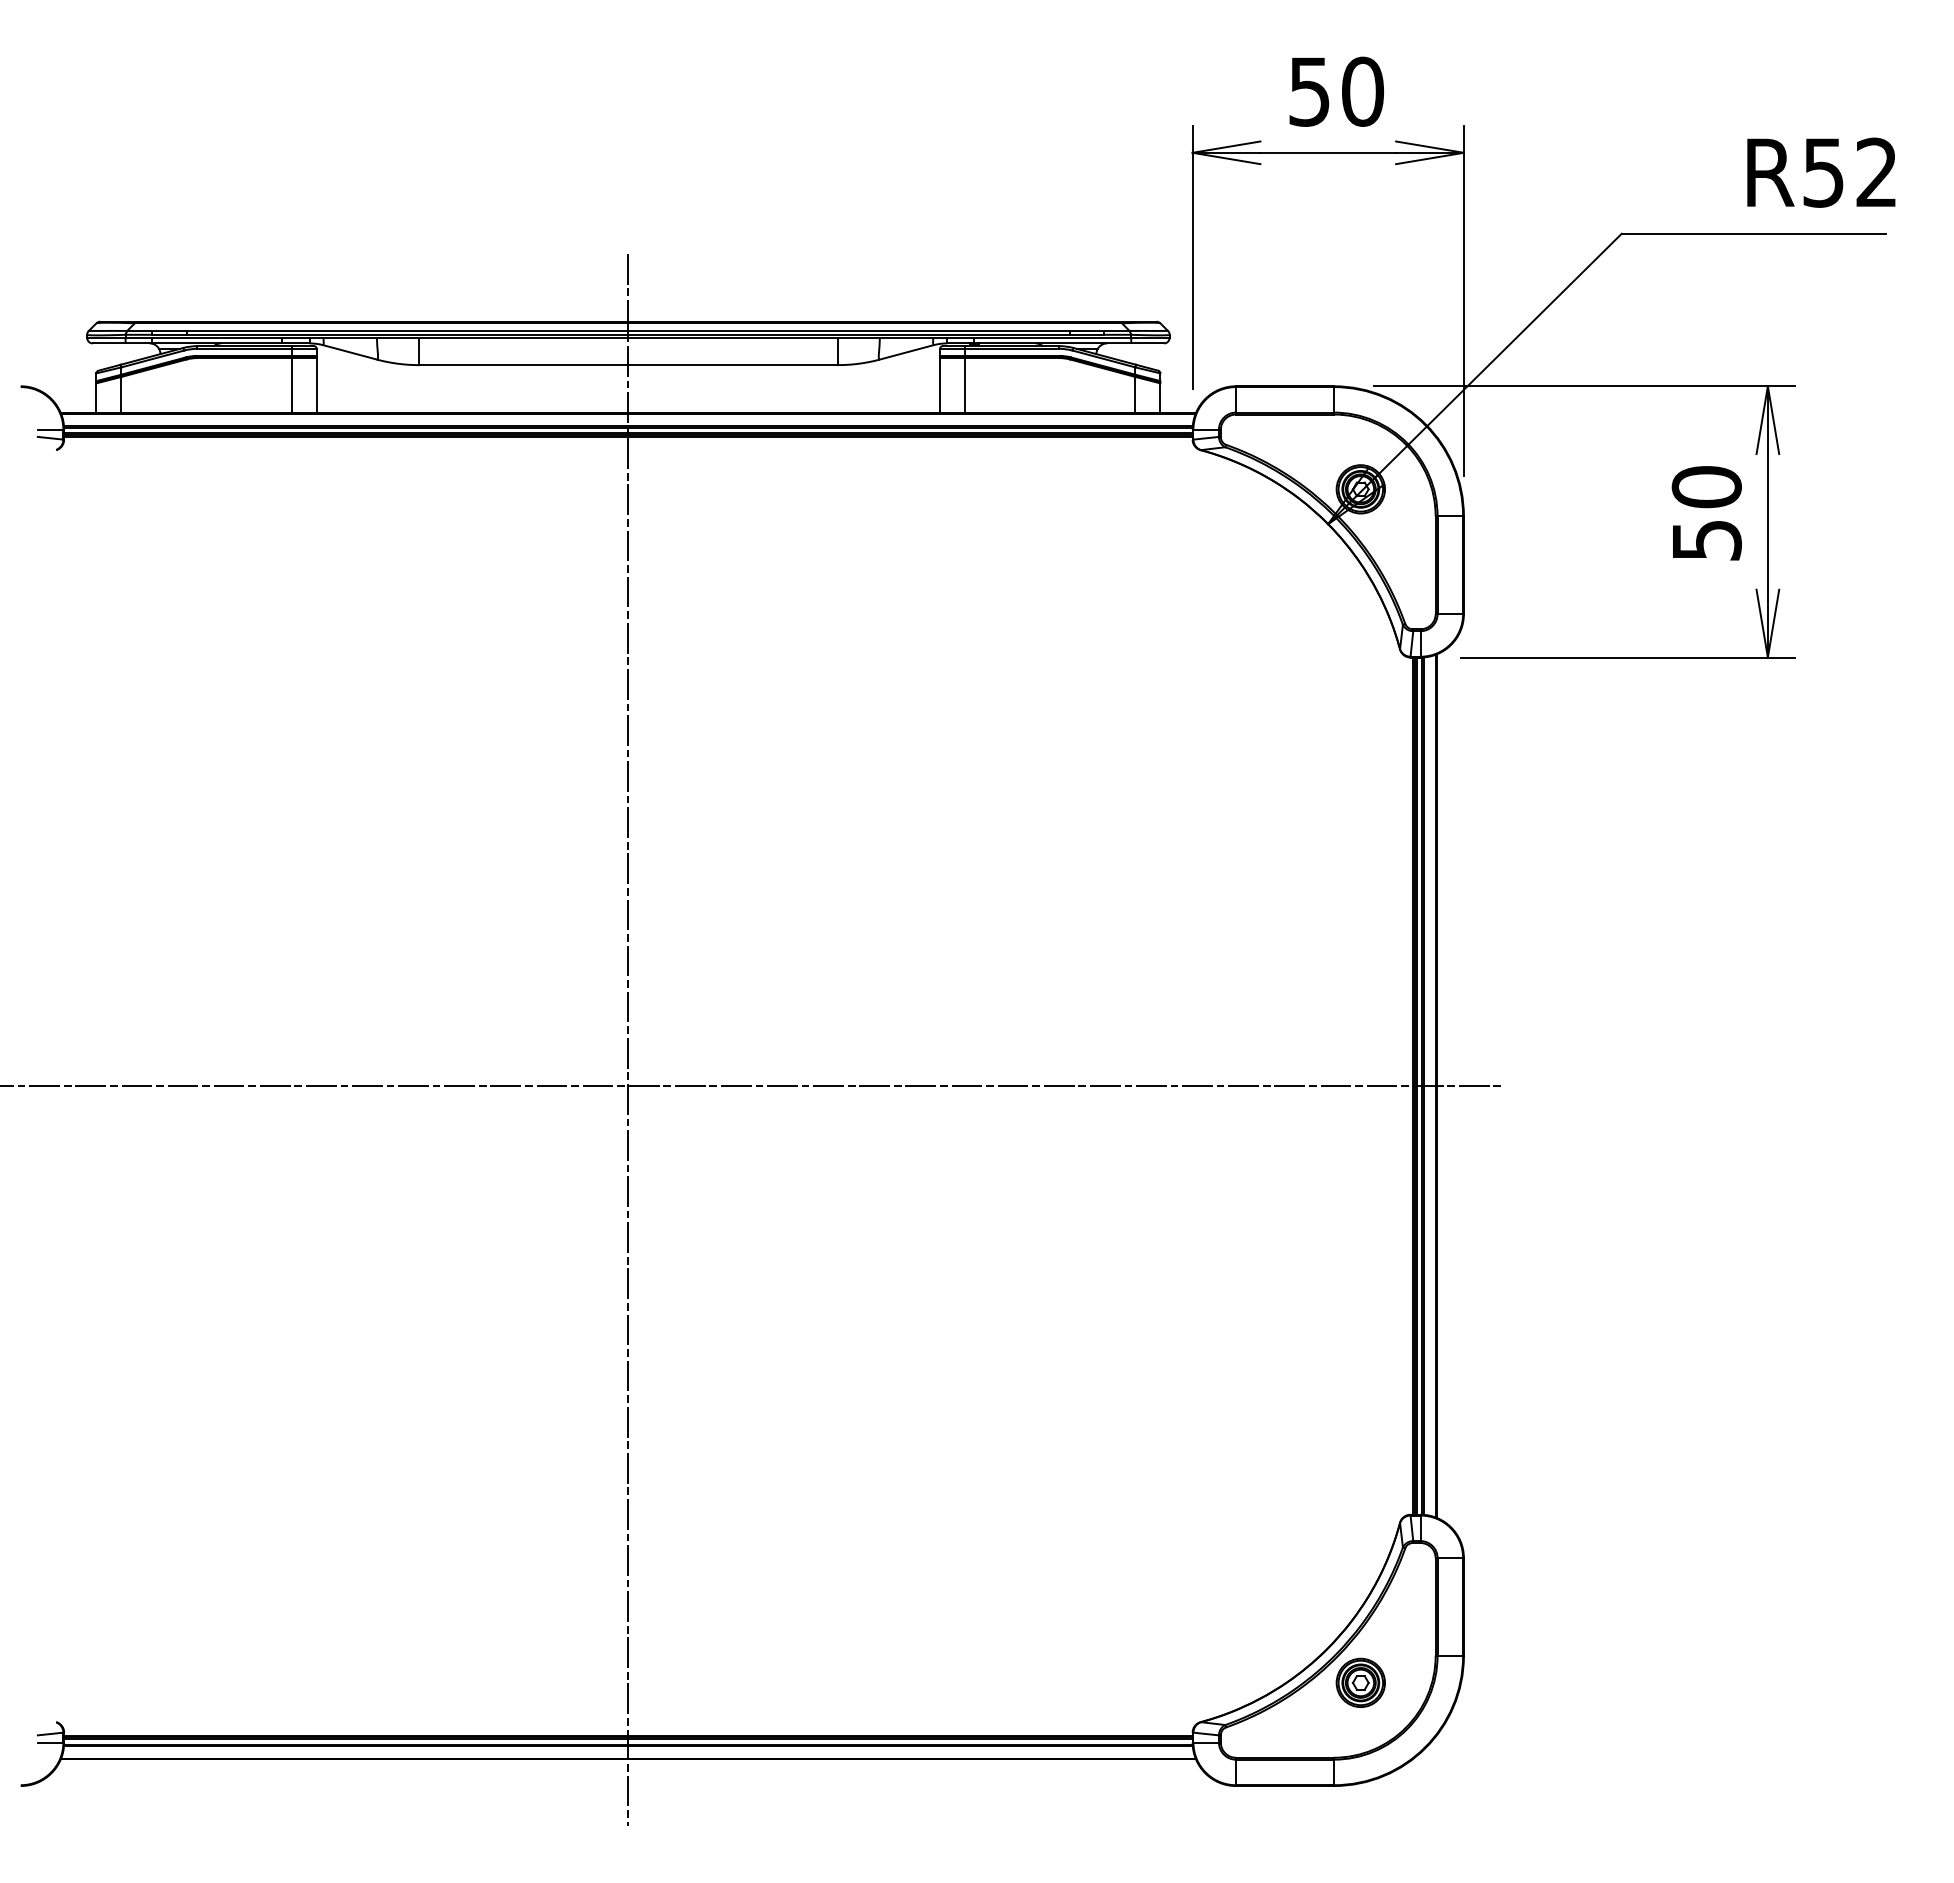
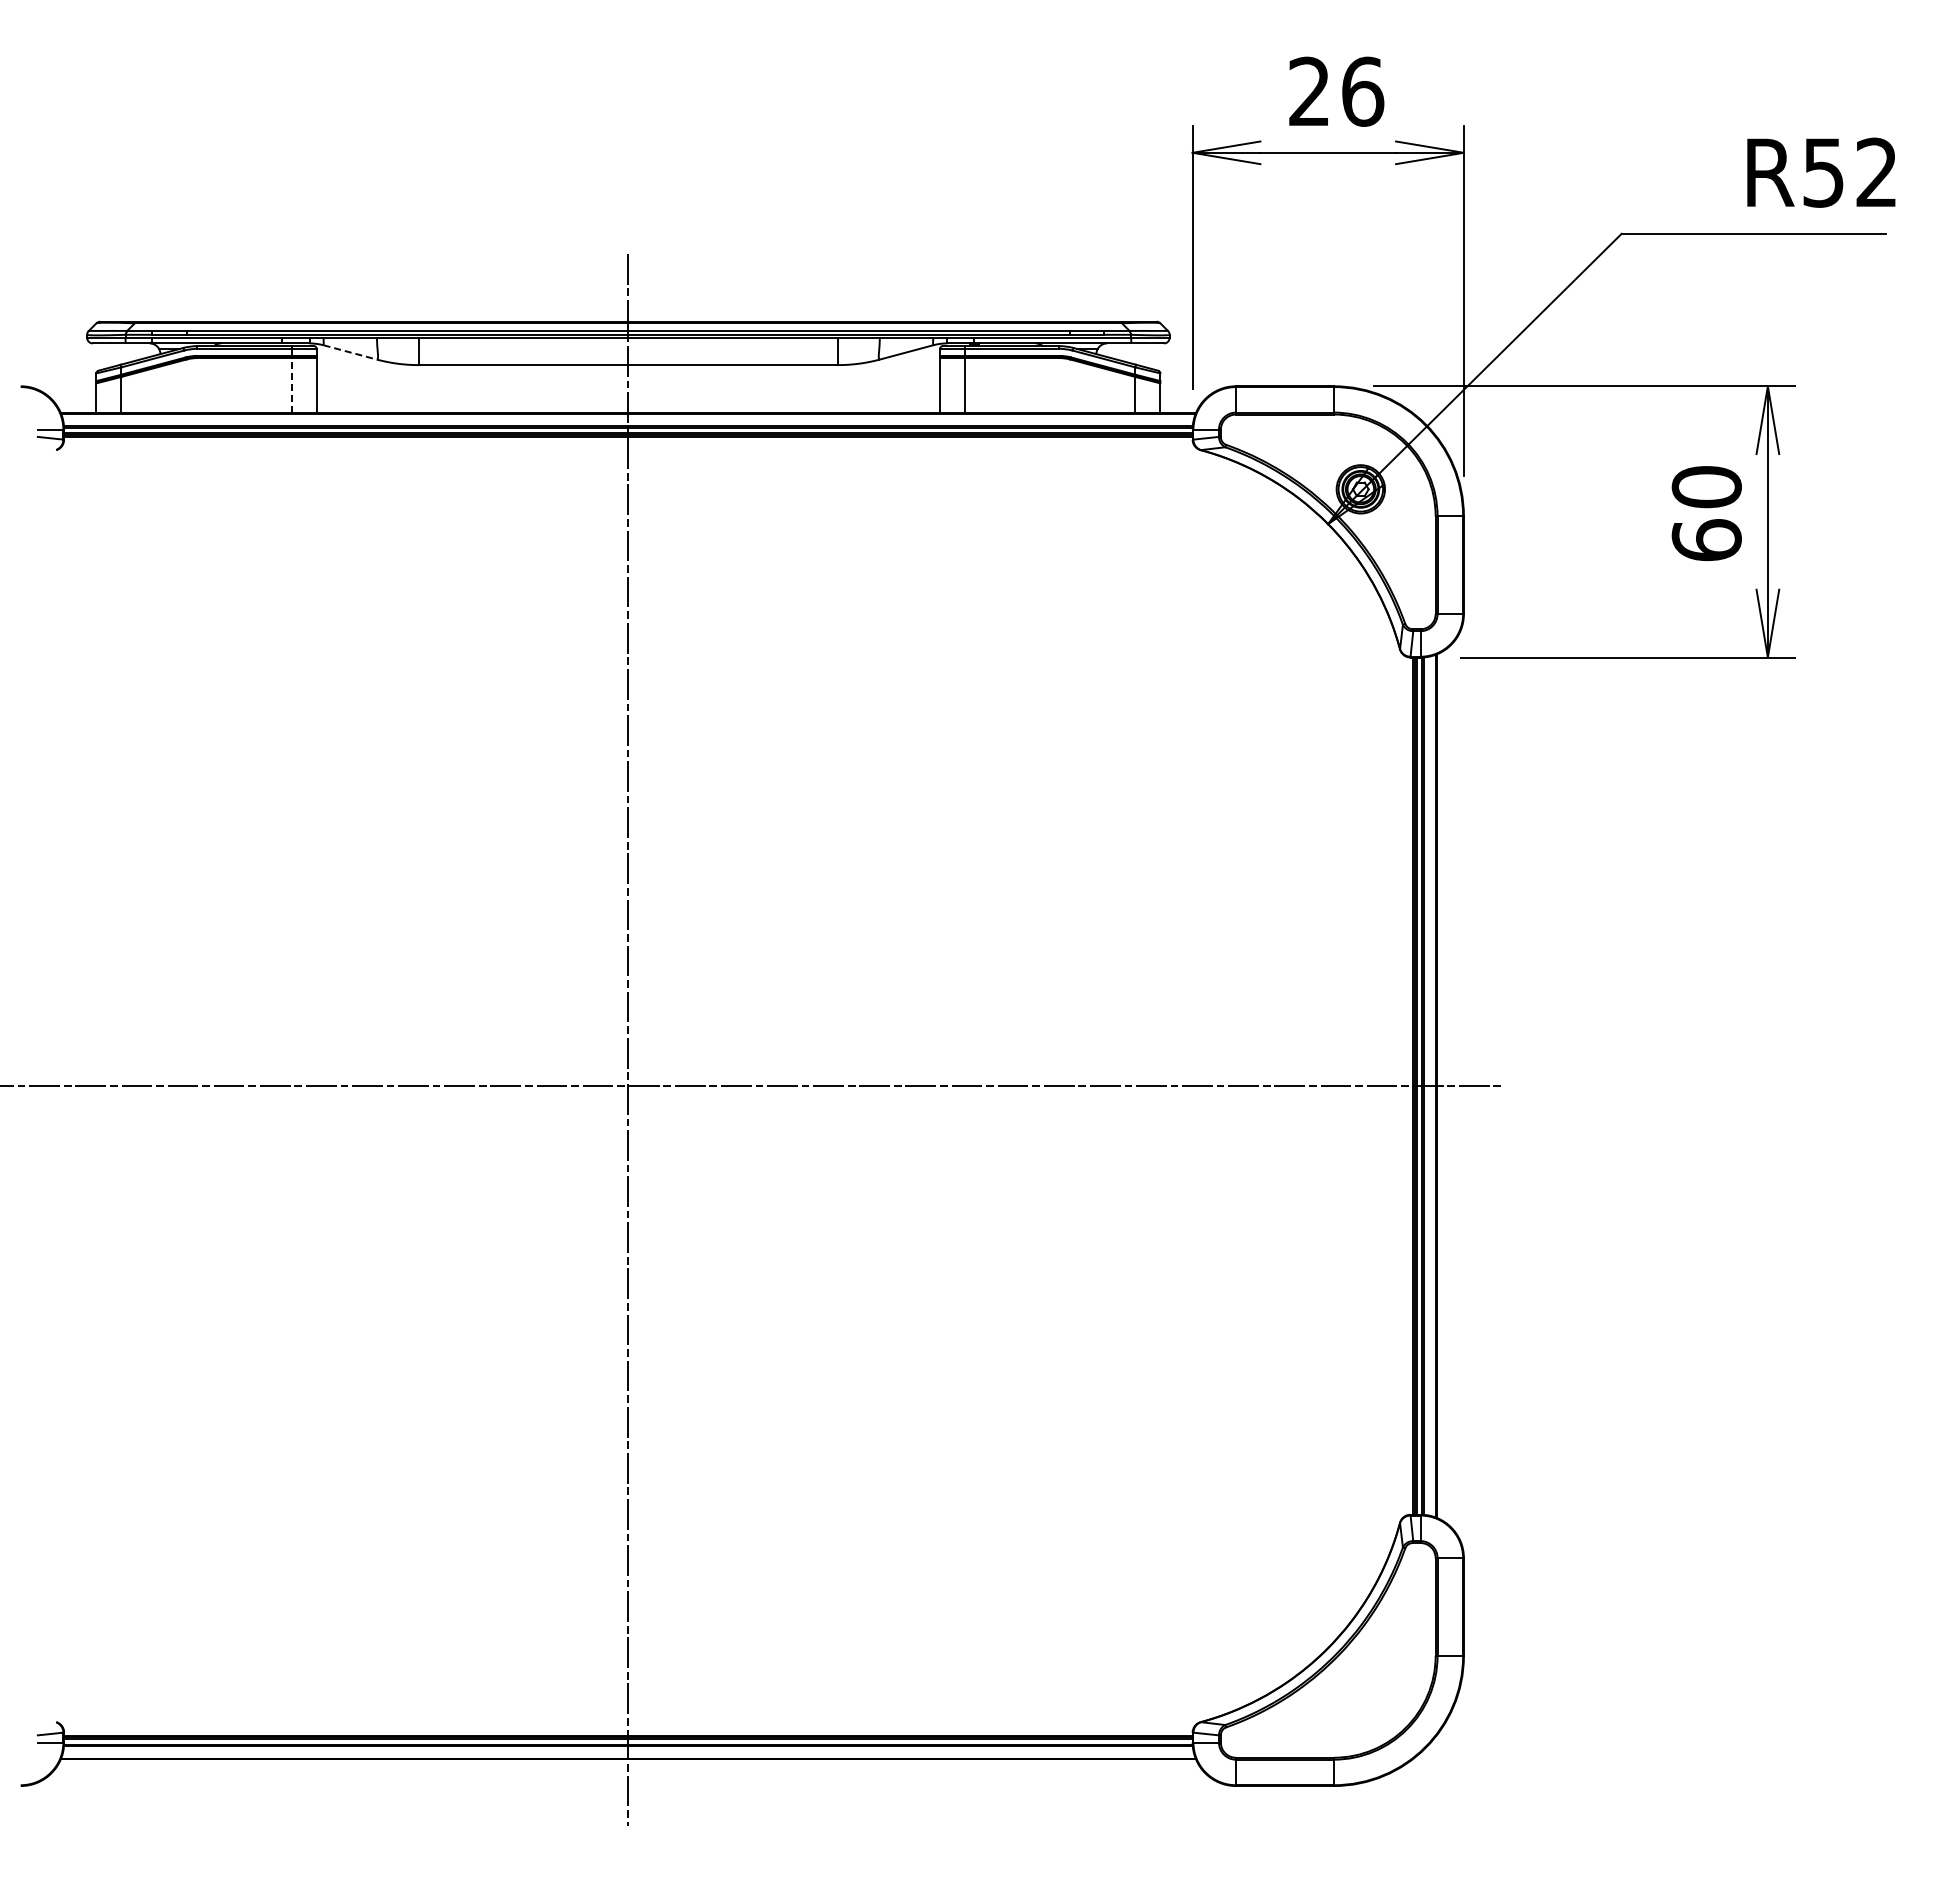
text: 50 -> 26 (1336, 91)
line: solid -> dashed (350, 352)
line: solid -> dashed (291, 385)
text: 50 -> 60 (1706, 540)
part: present -> none (1360, 1682)
